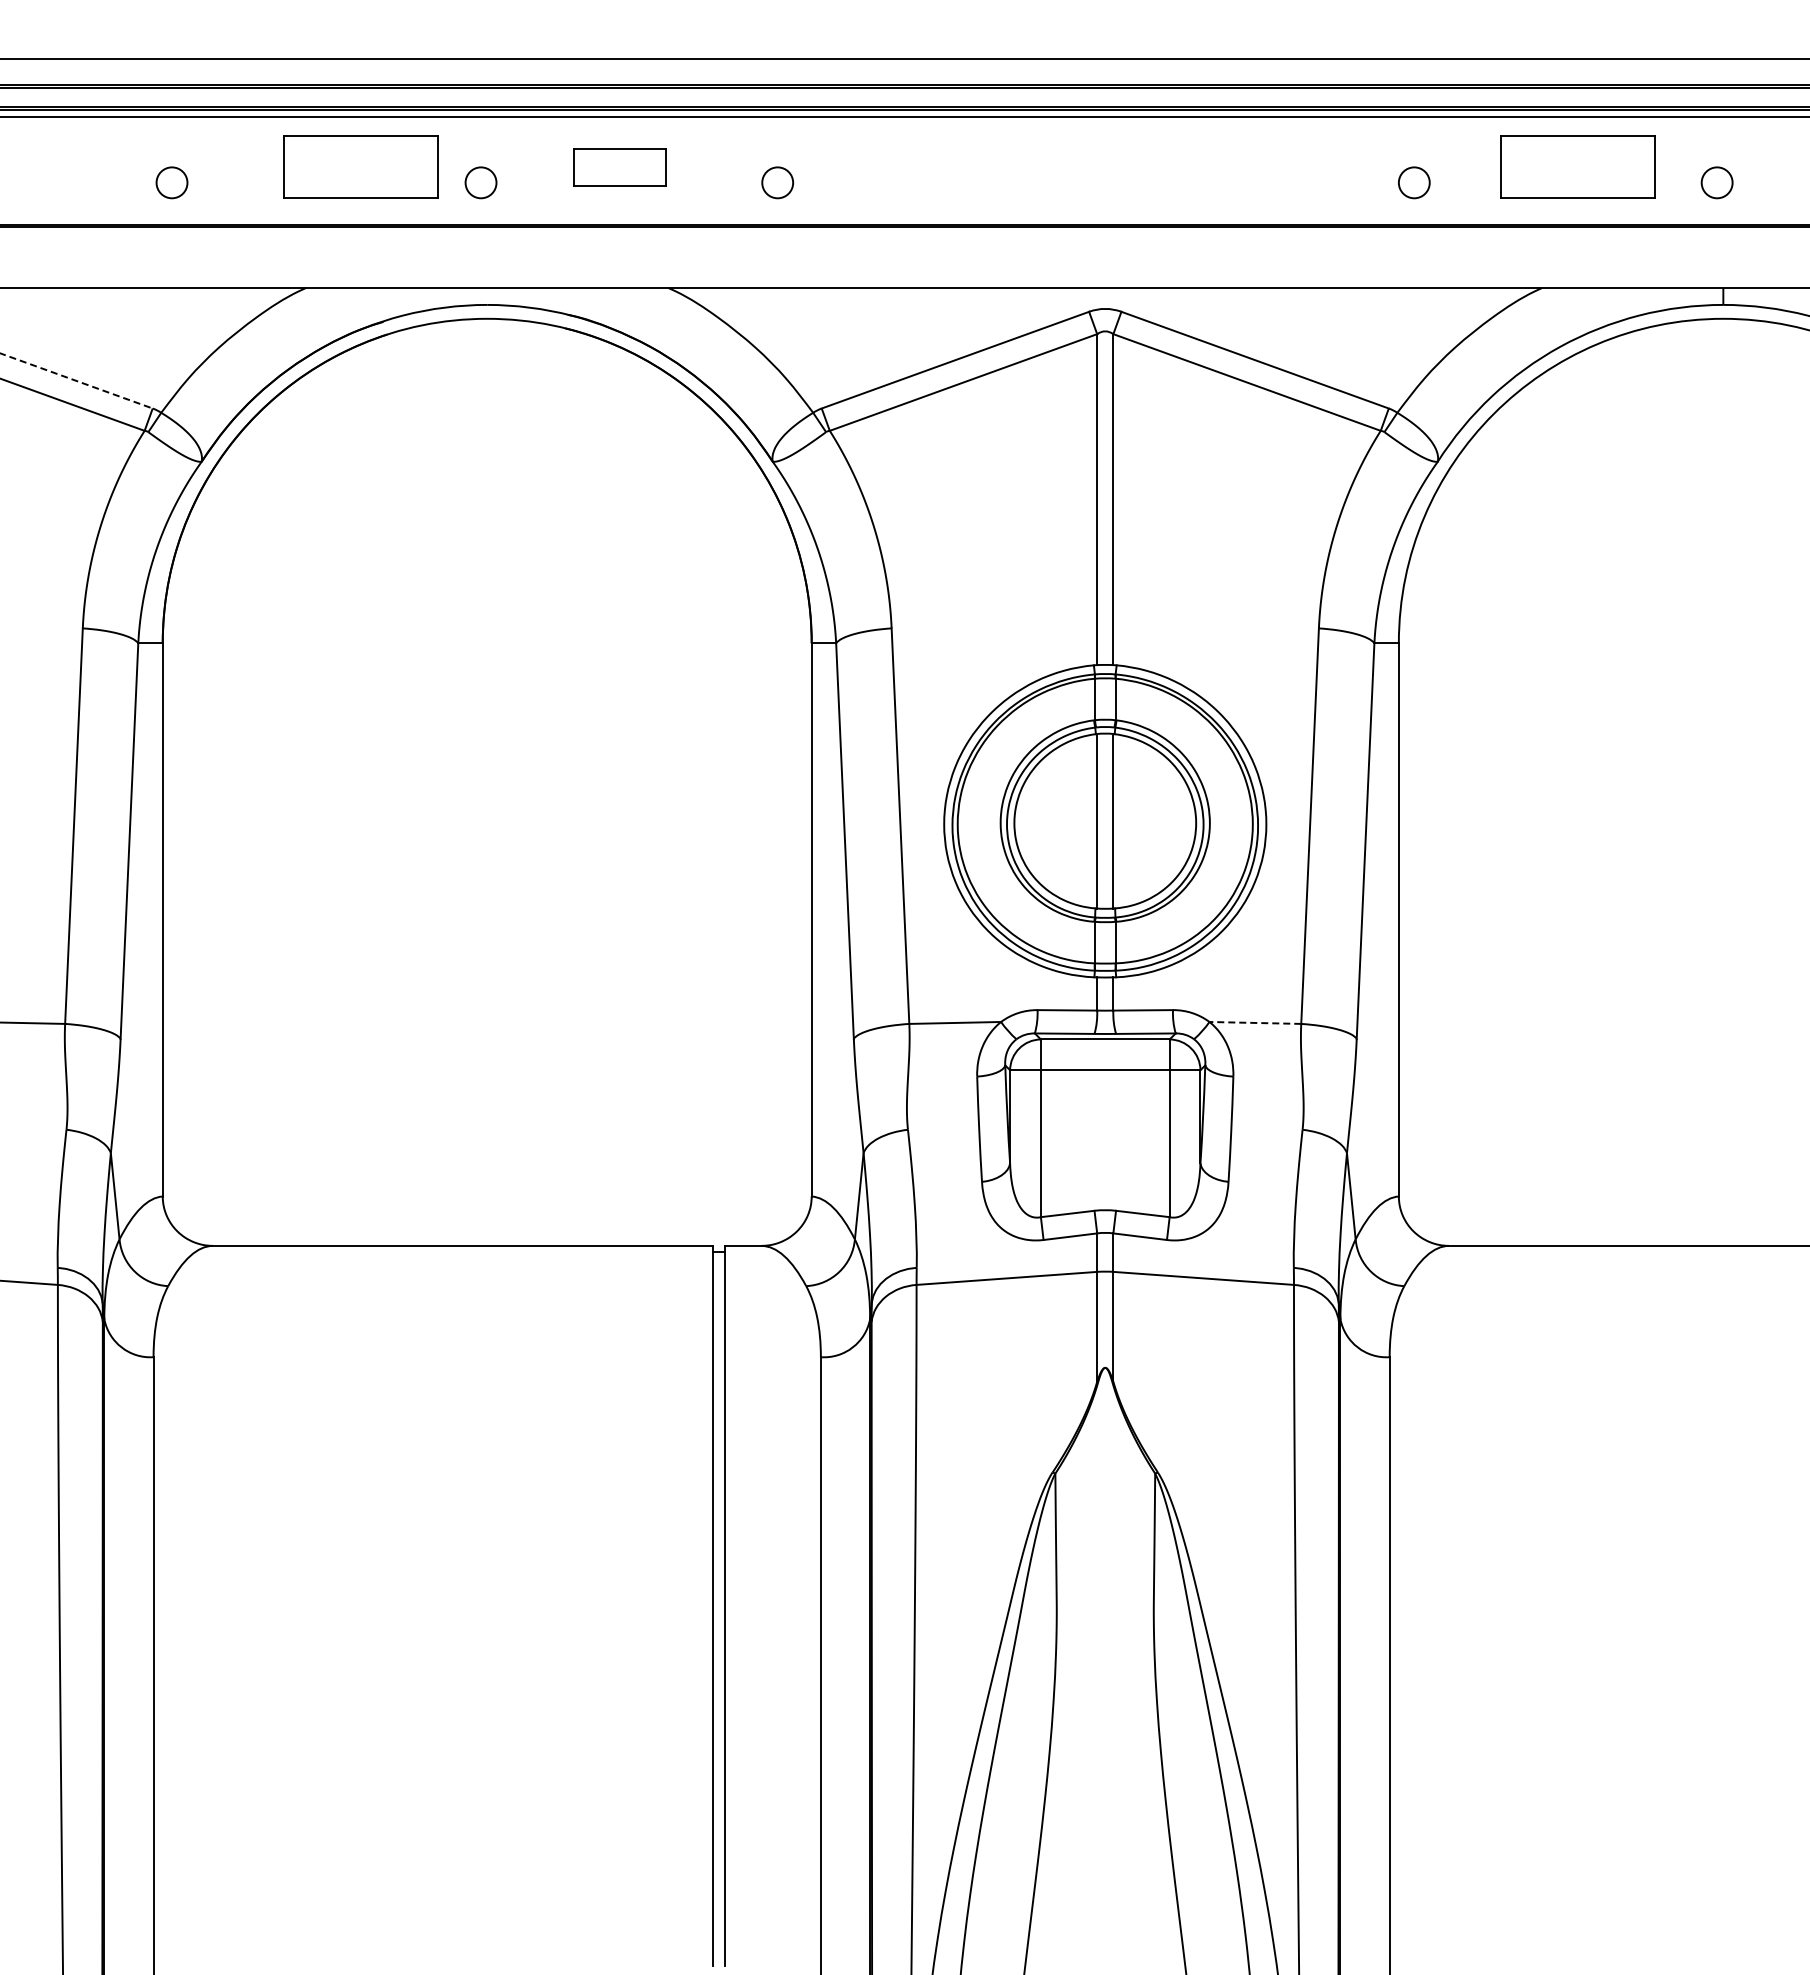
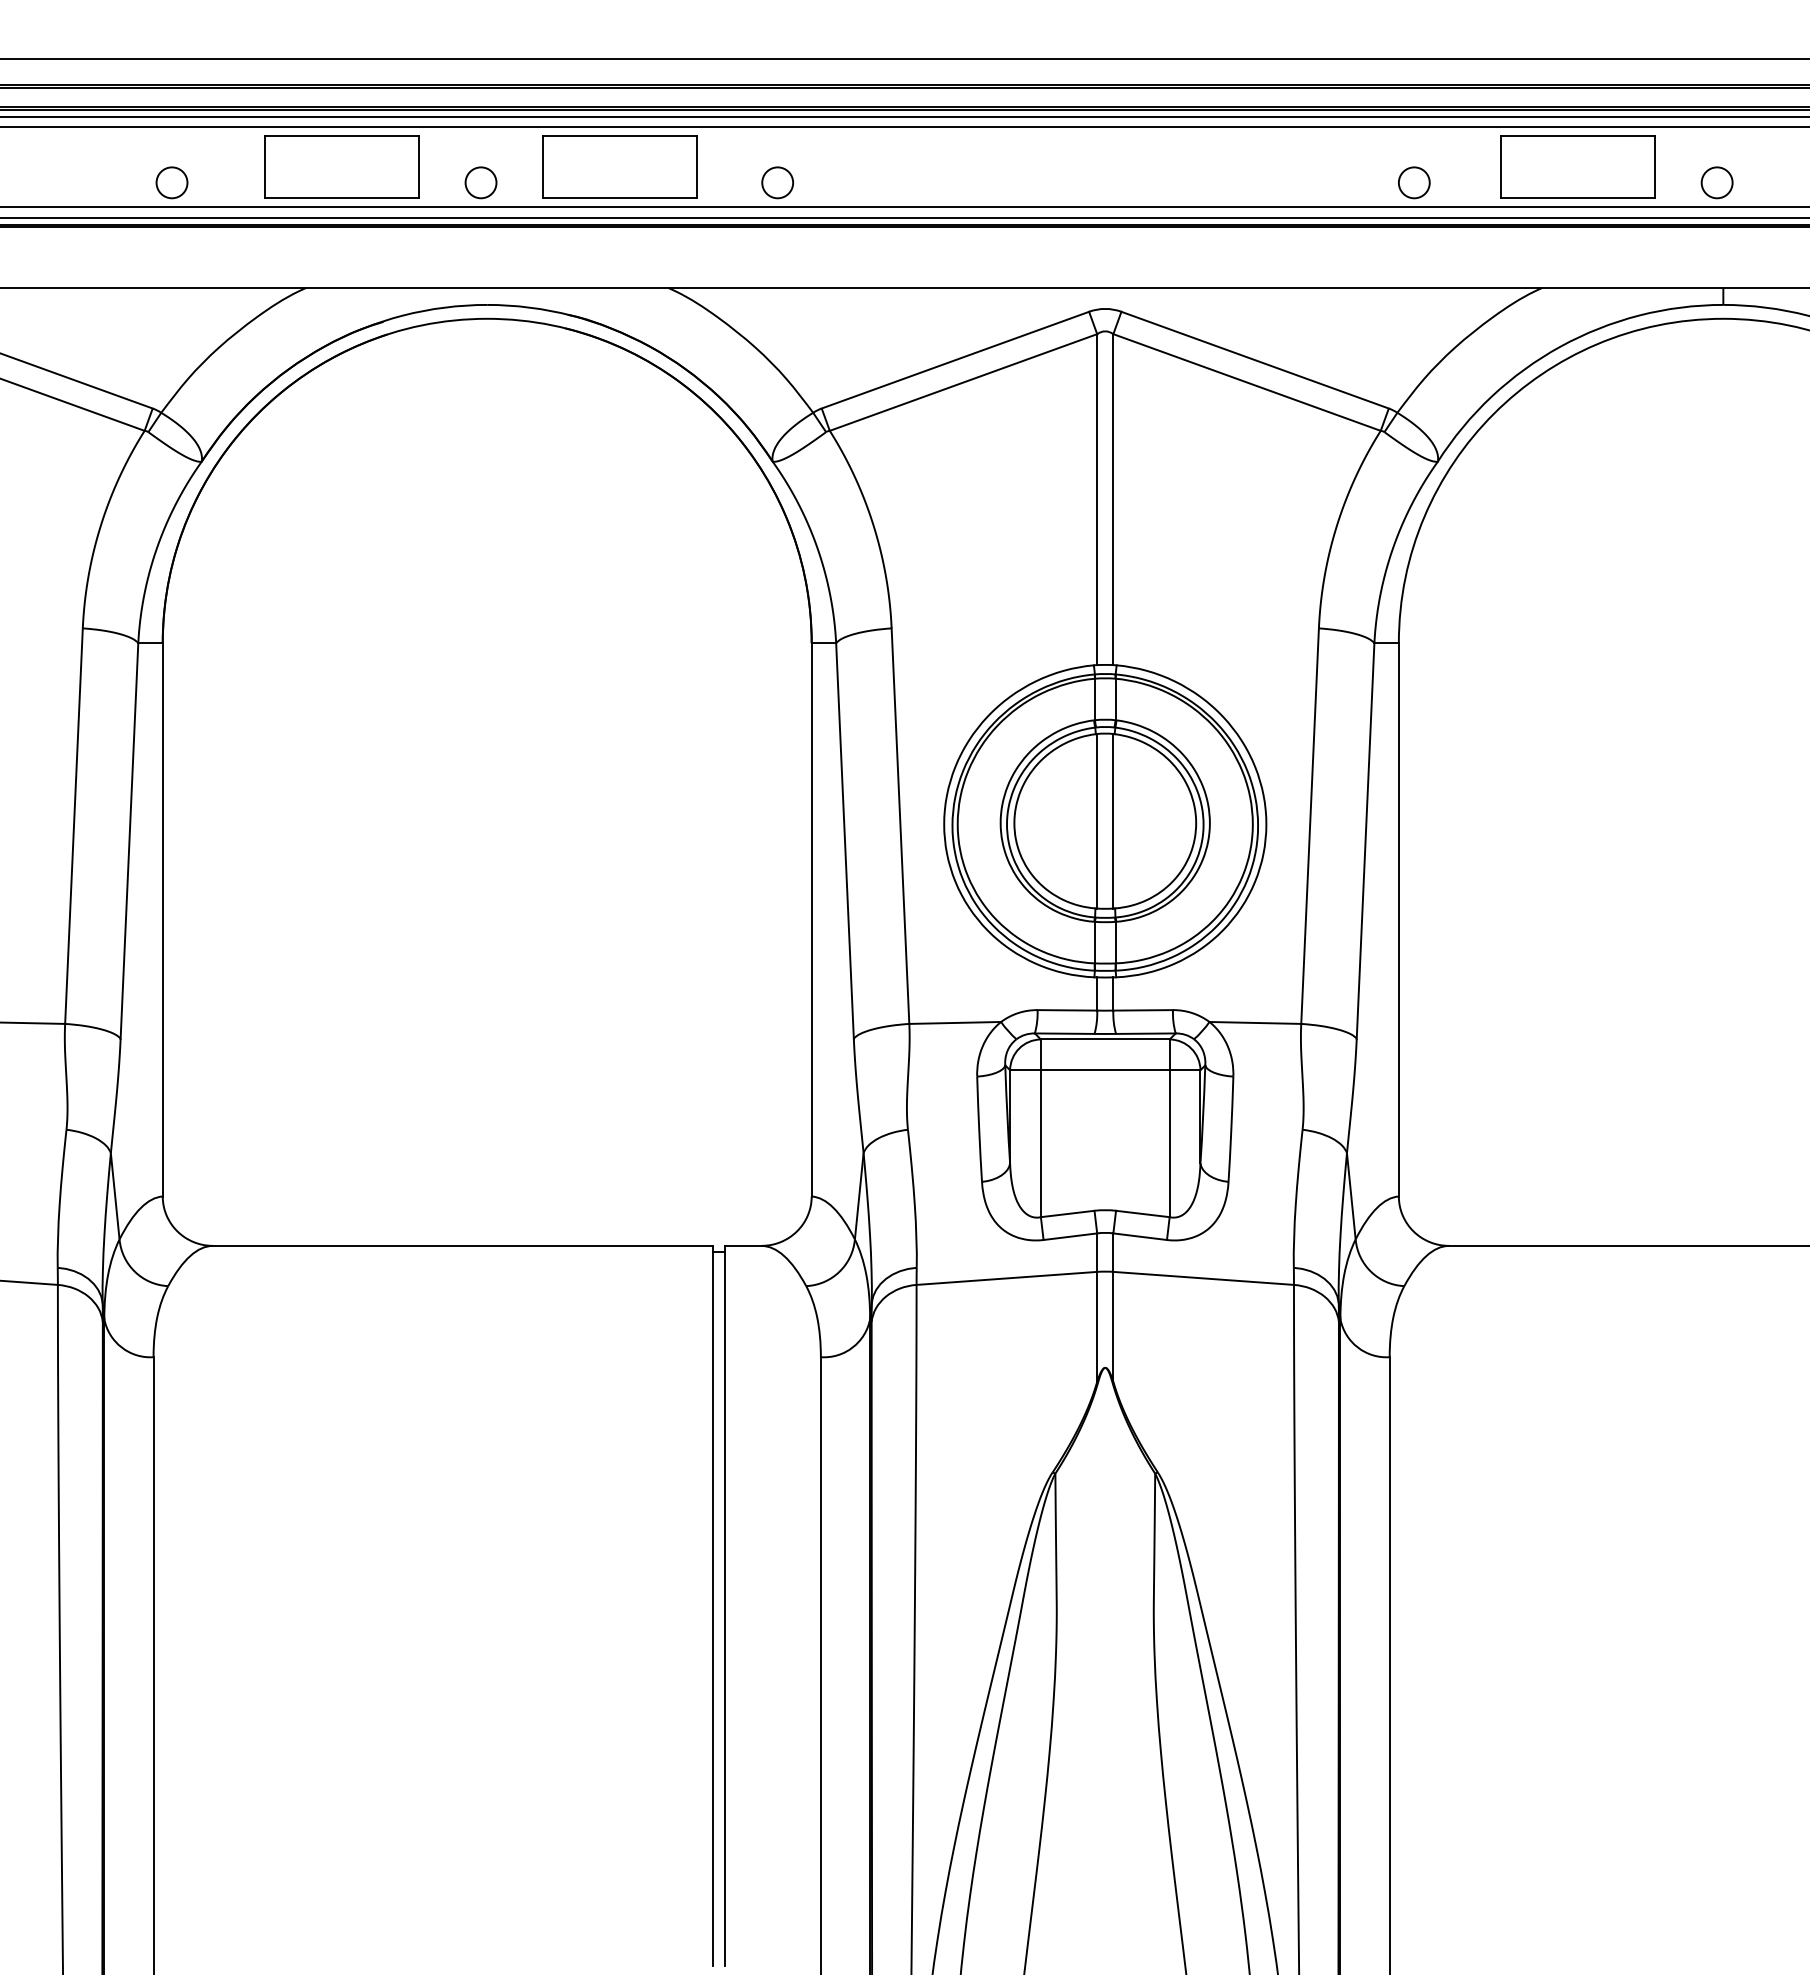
line: none -> present (904, 127)
part position: (360, 166) -> (341, 166) (341, 166)
part size: 94x39 px -> 156x64 px (619, 166)
line: none -> present (904, 207)
line: none -> present (904, 218)
line: dashed -> solid (76, 381)
line: dashed -> solid (1255, 1022)
